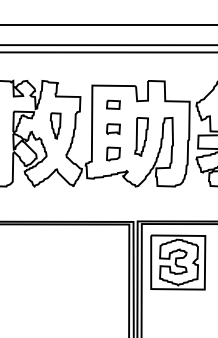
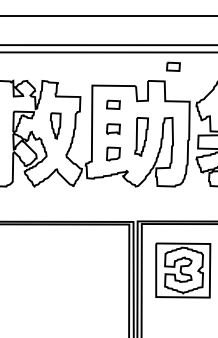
line position: (108, 25) -> (108, 16) (108, 16)
part: none -> present (173, 66)
part position: (178, 262) -> (183, 270) (183, 270)
